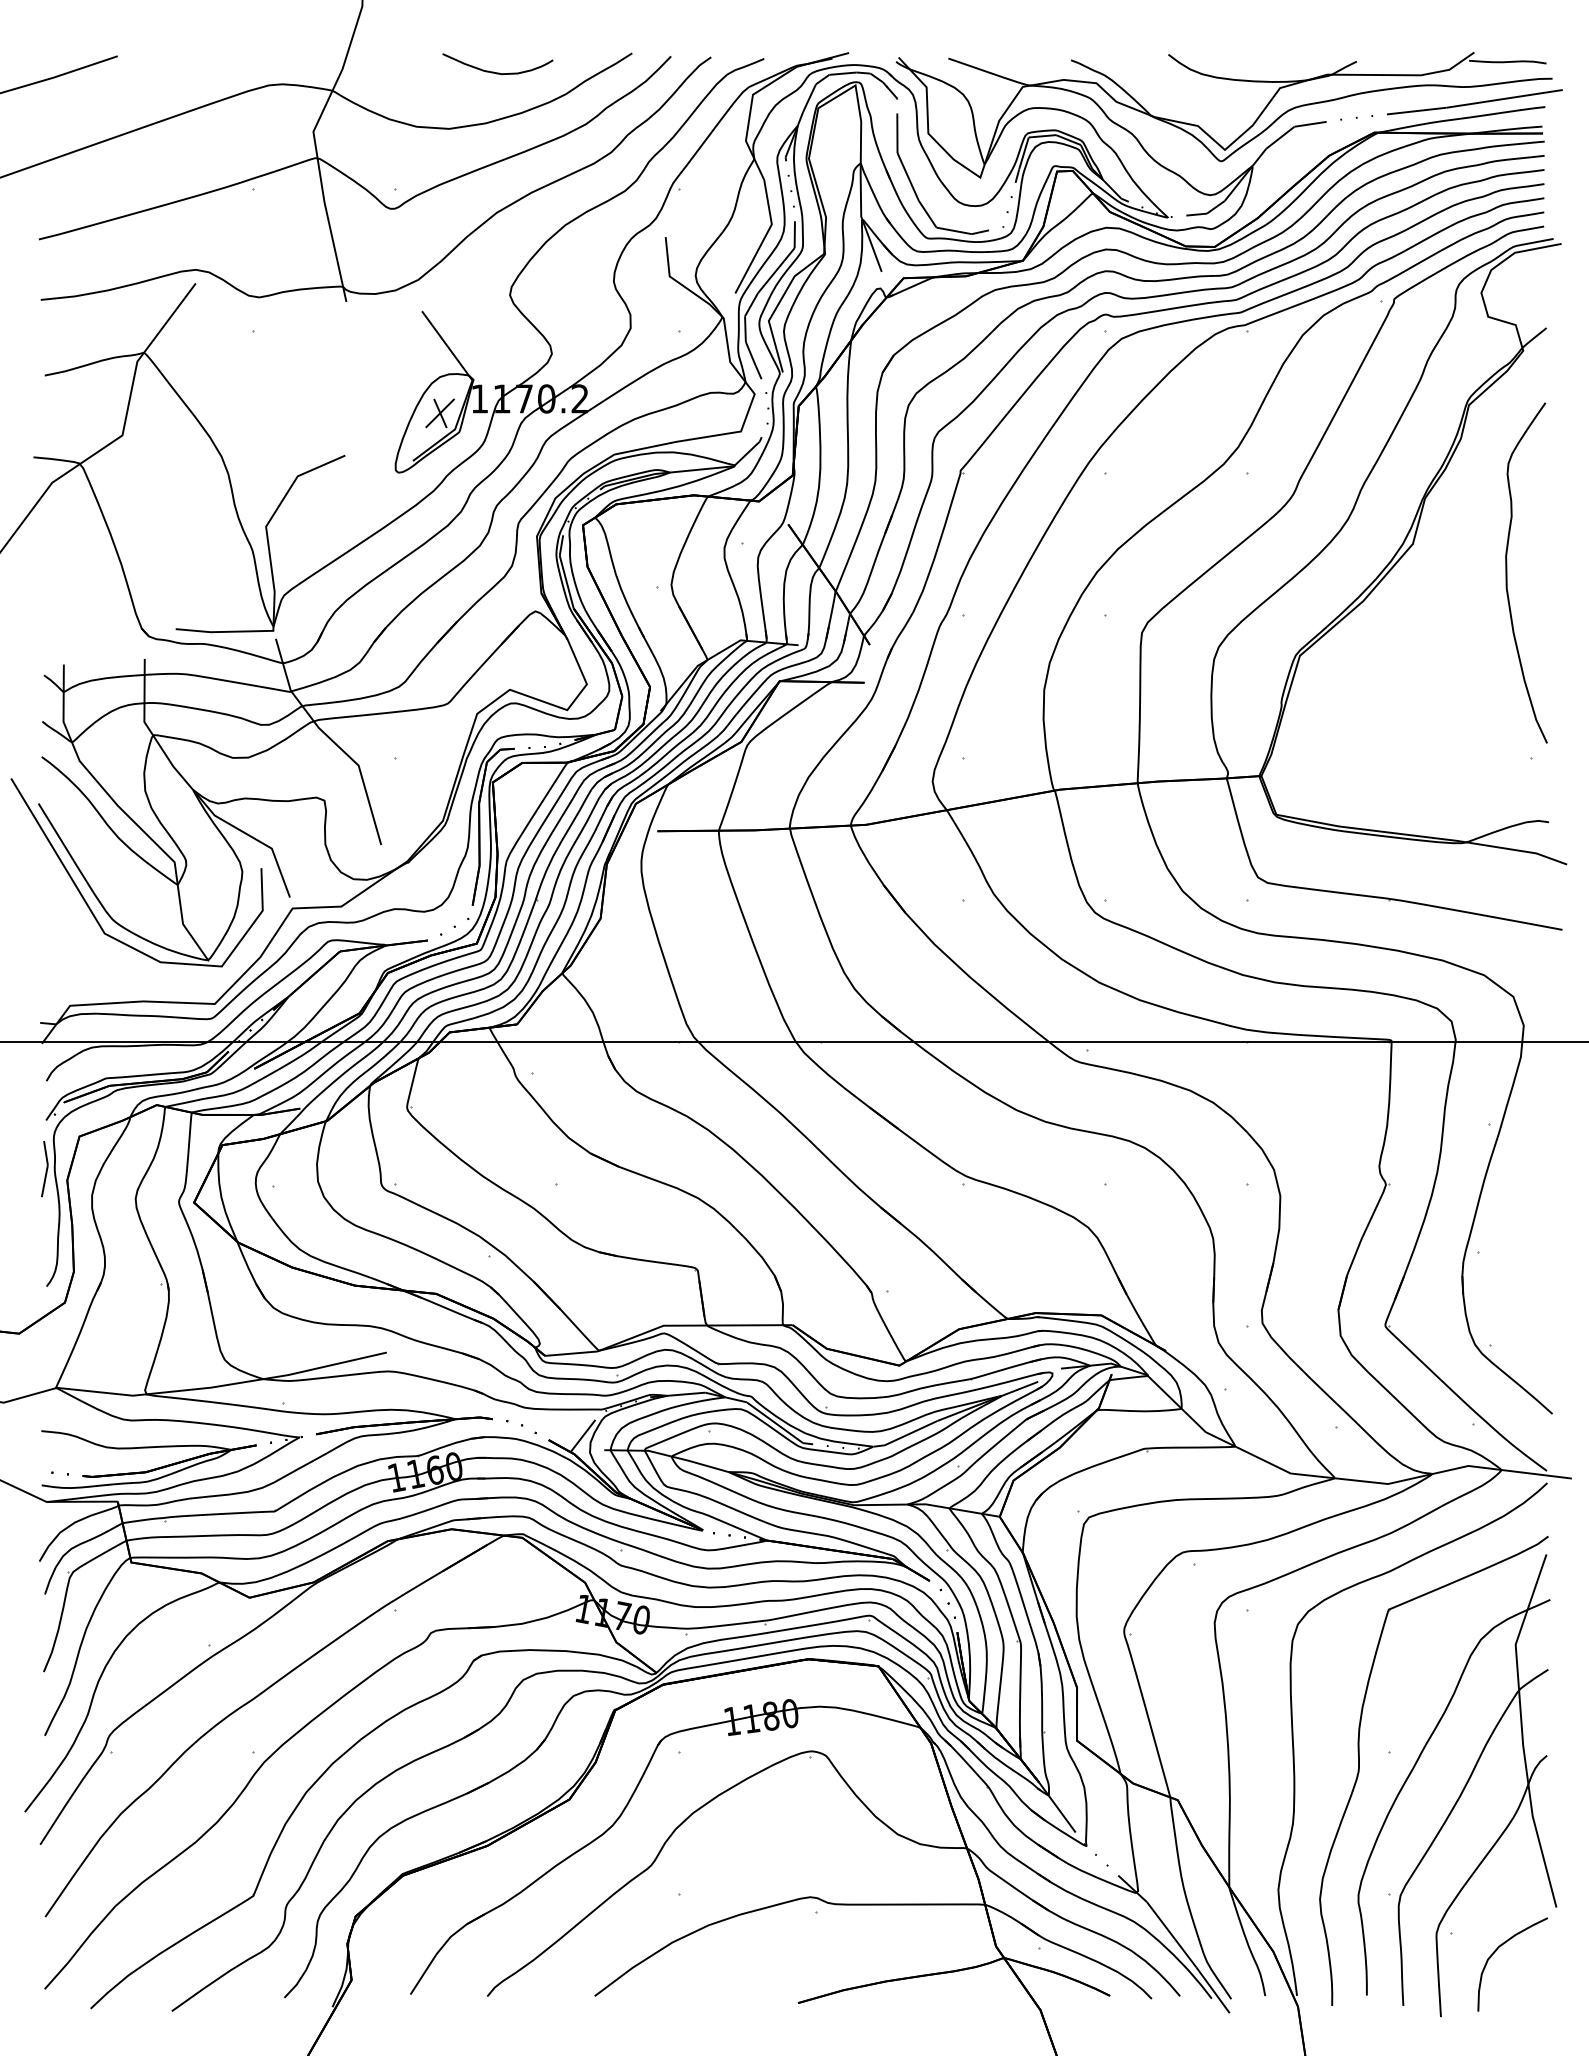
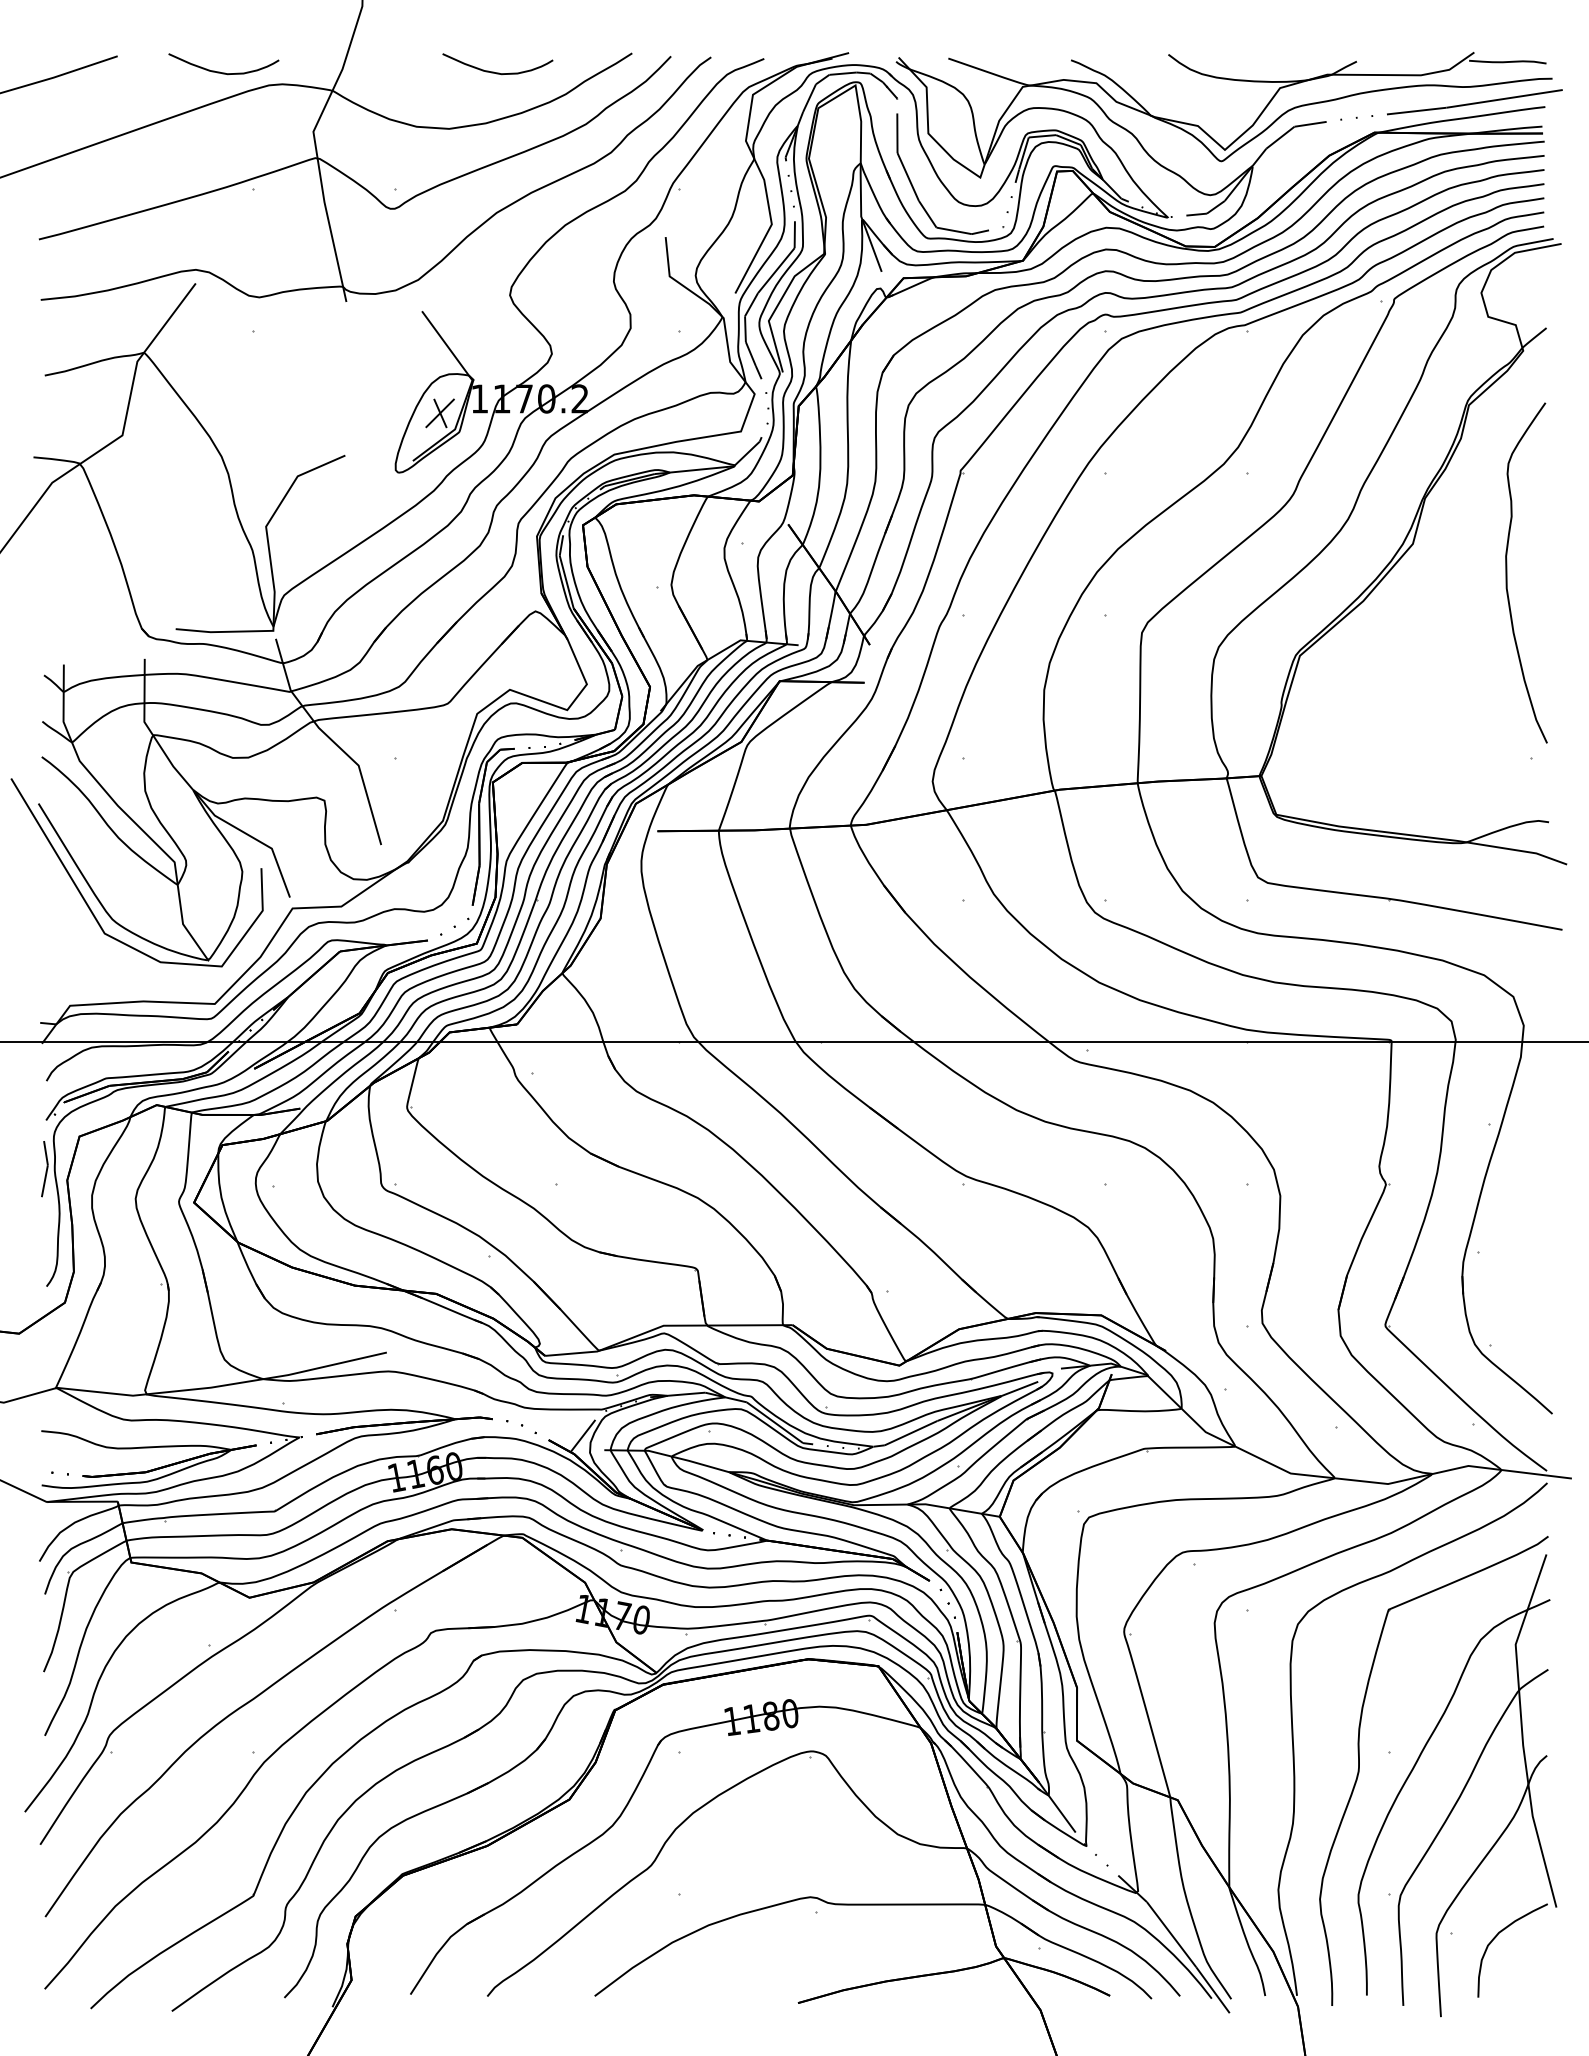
curve: none -> present (220, 71)
curve position: (1497, 1950) -> (1497, 1936) (1497, 1936)
